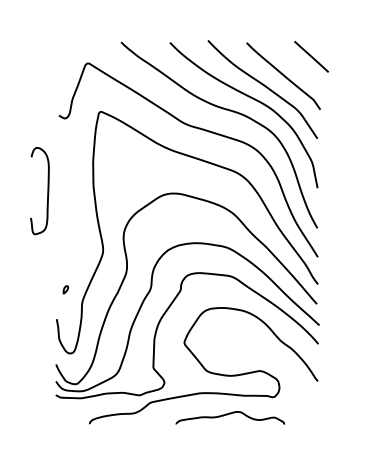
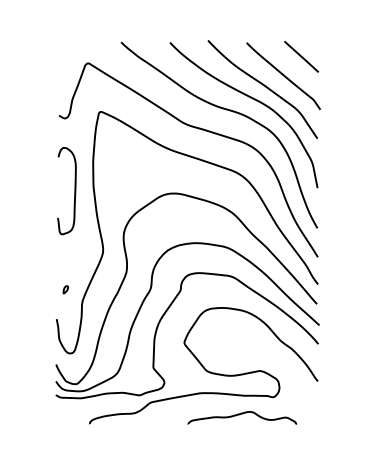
line position: (311, 56) -> (301, 56) (301, 56)
curve position: (47, 191) -> (74, 191) (74, 191)
curve position: (227, 415) -> (239, 415) (239, 415)
